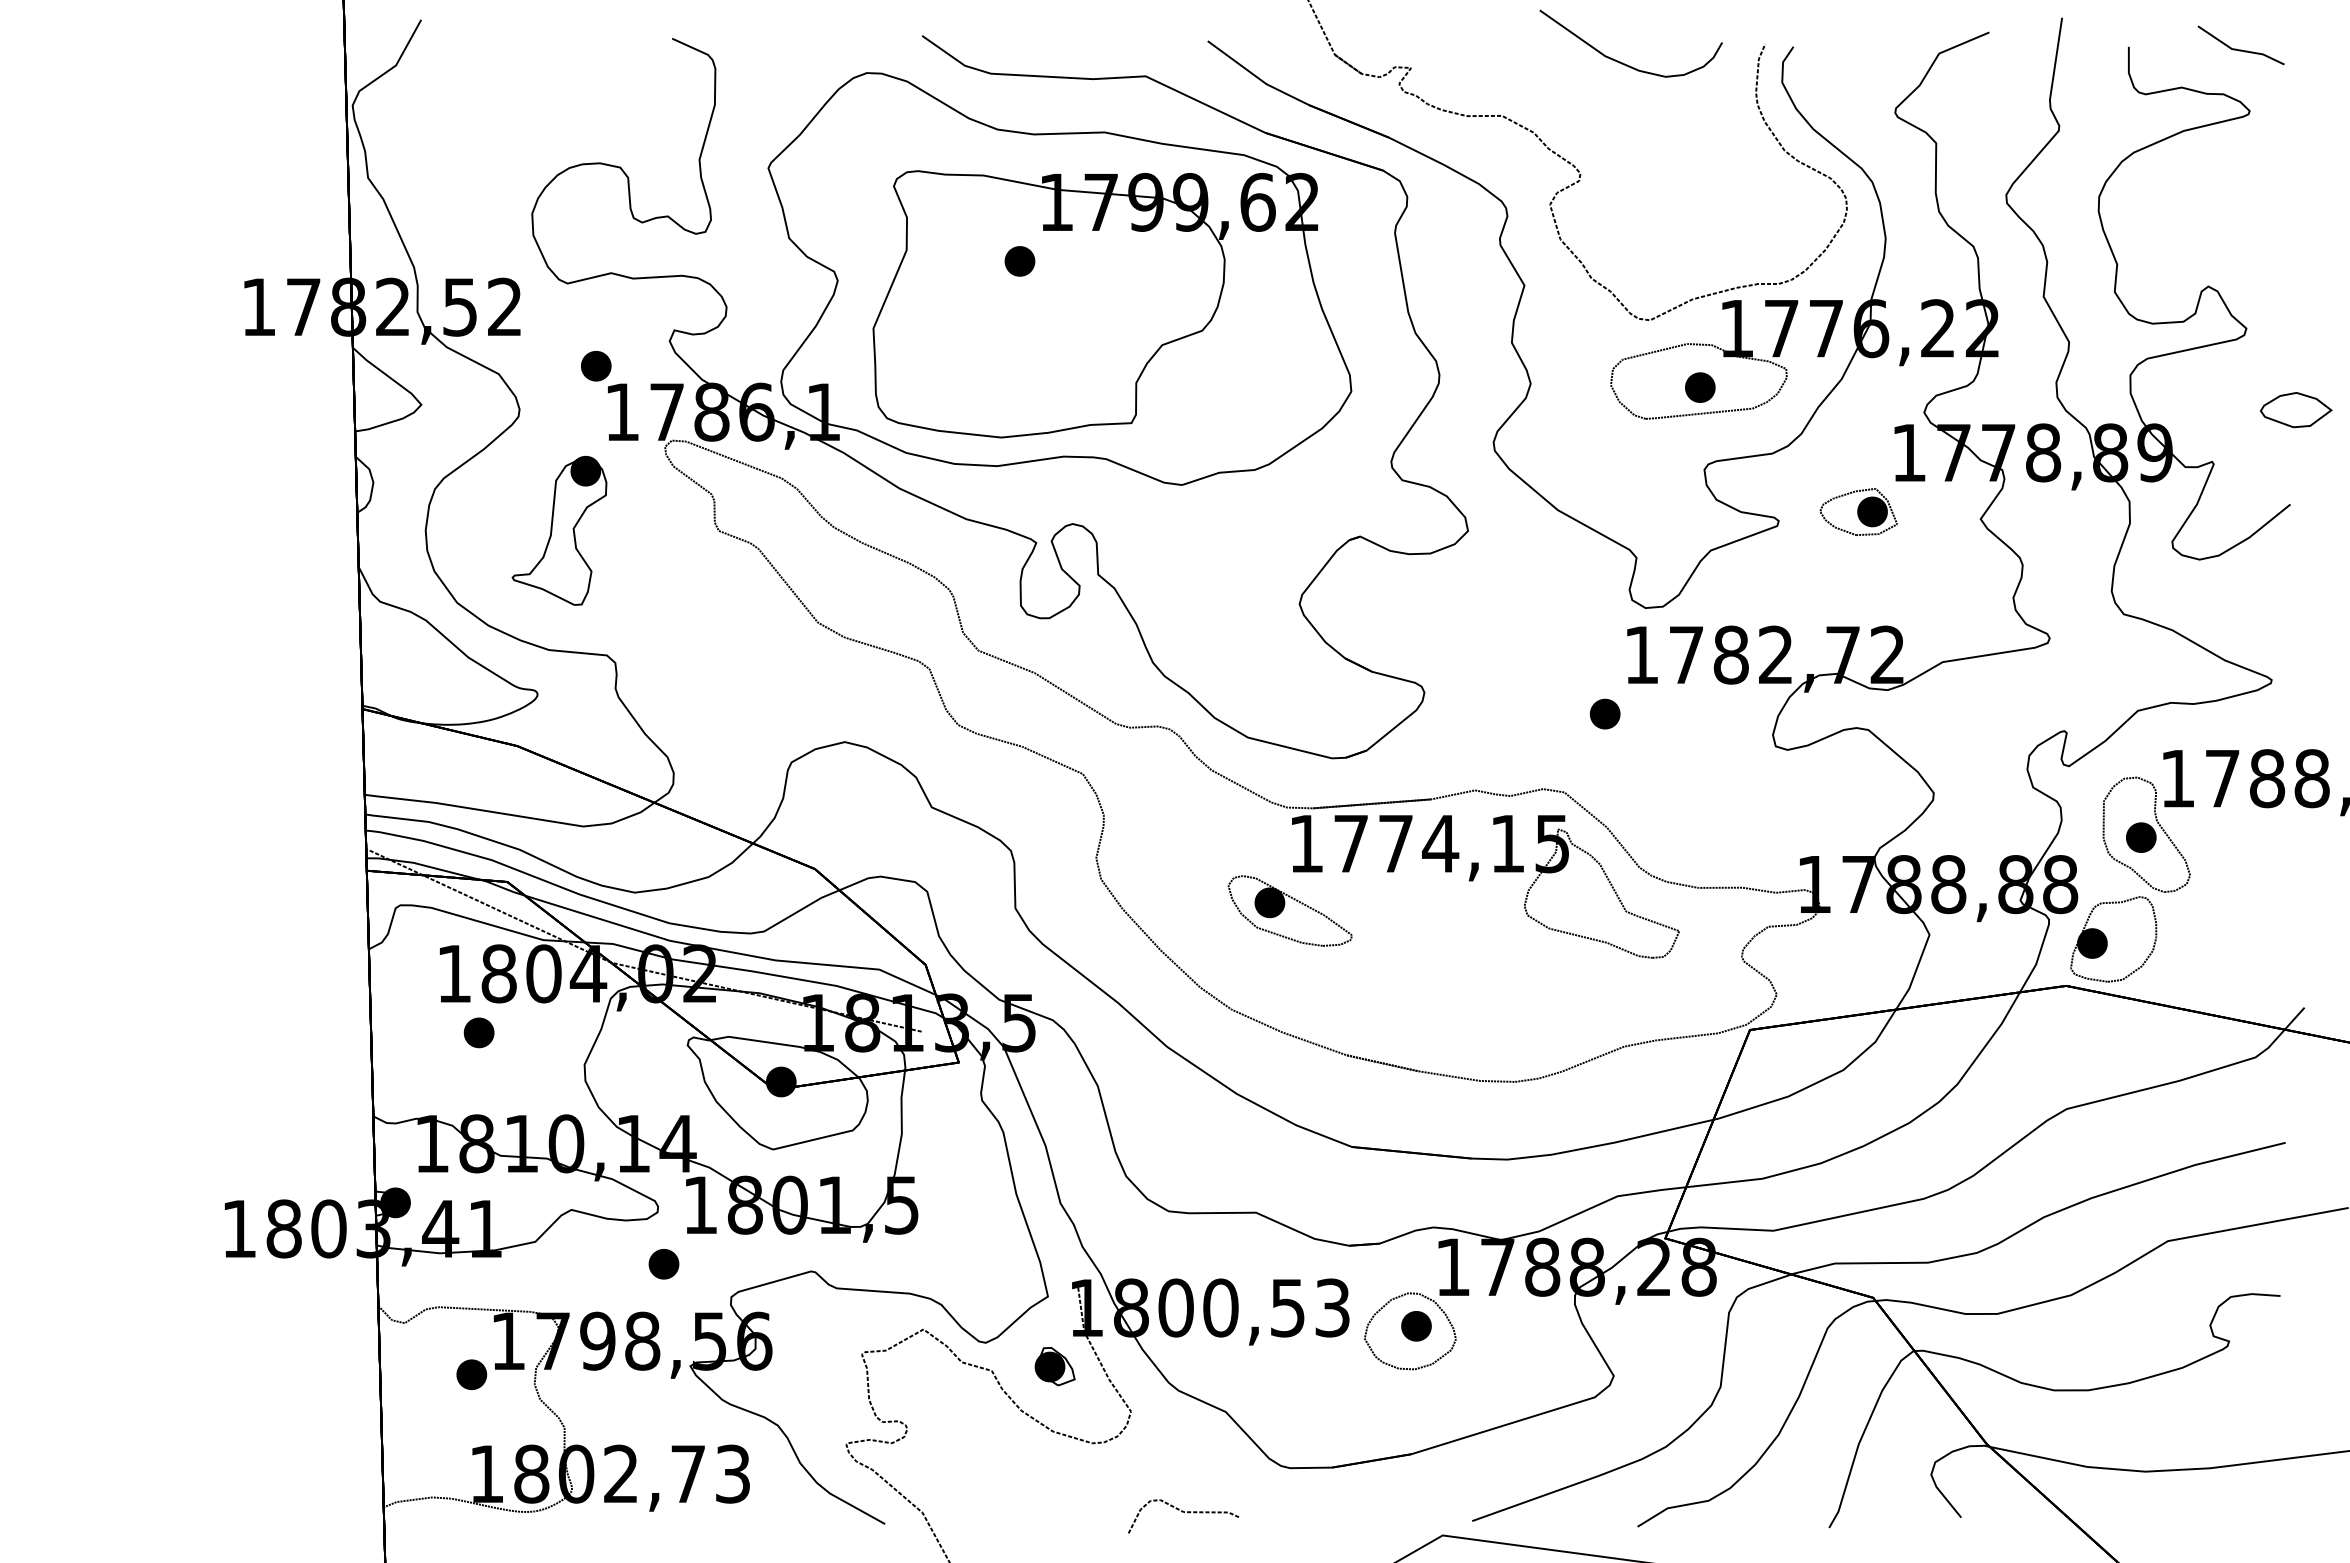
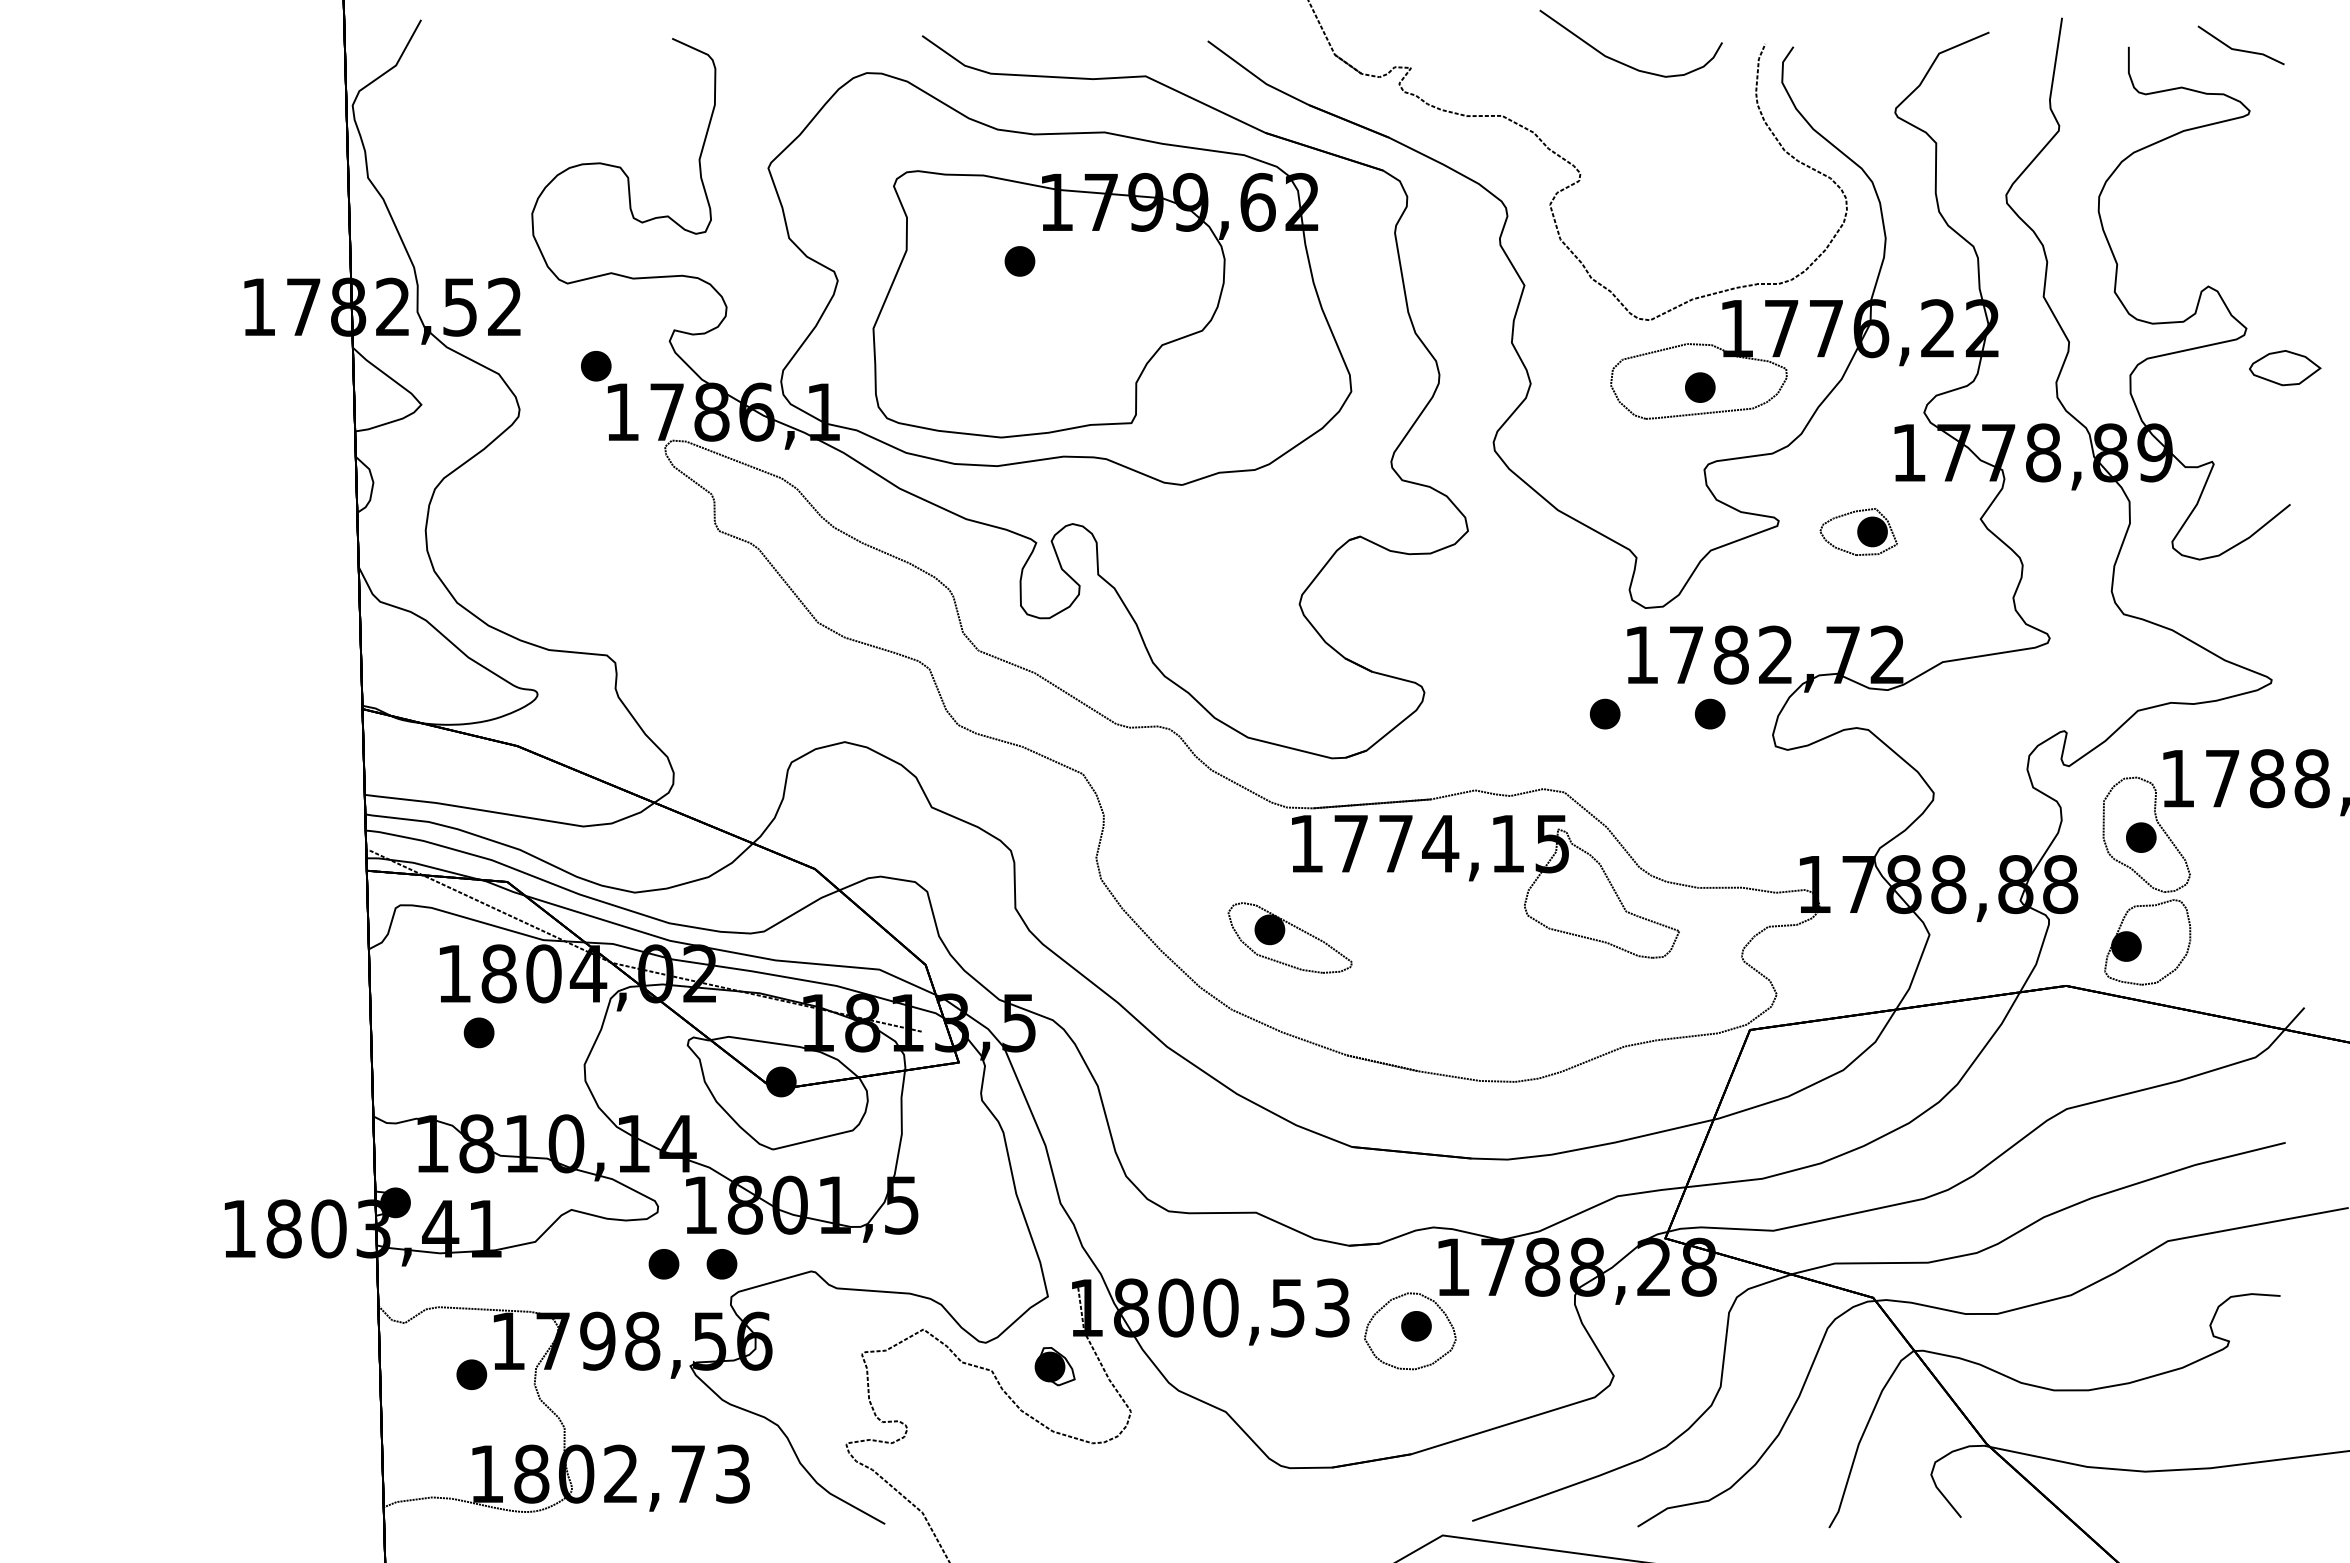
part position: (2296, 410) -> (2285, 368) (2285, 368)
part position: (1858, 511) -> (1858, 531) (1858, 531)
part: present -> none (559, 530)
part: none -> present (1710, 713)
part position: (1289, 910) -> (1289, 937) (1289, 937)
part position: (2113, 939) -> (2147, 942) (2147, 942)
part: none -> present (721, 1264)
curve: present -> none (1184, 1513)
